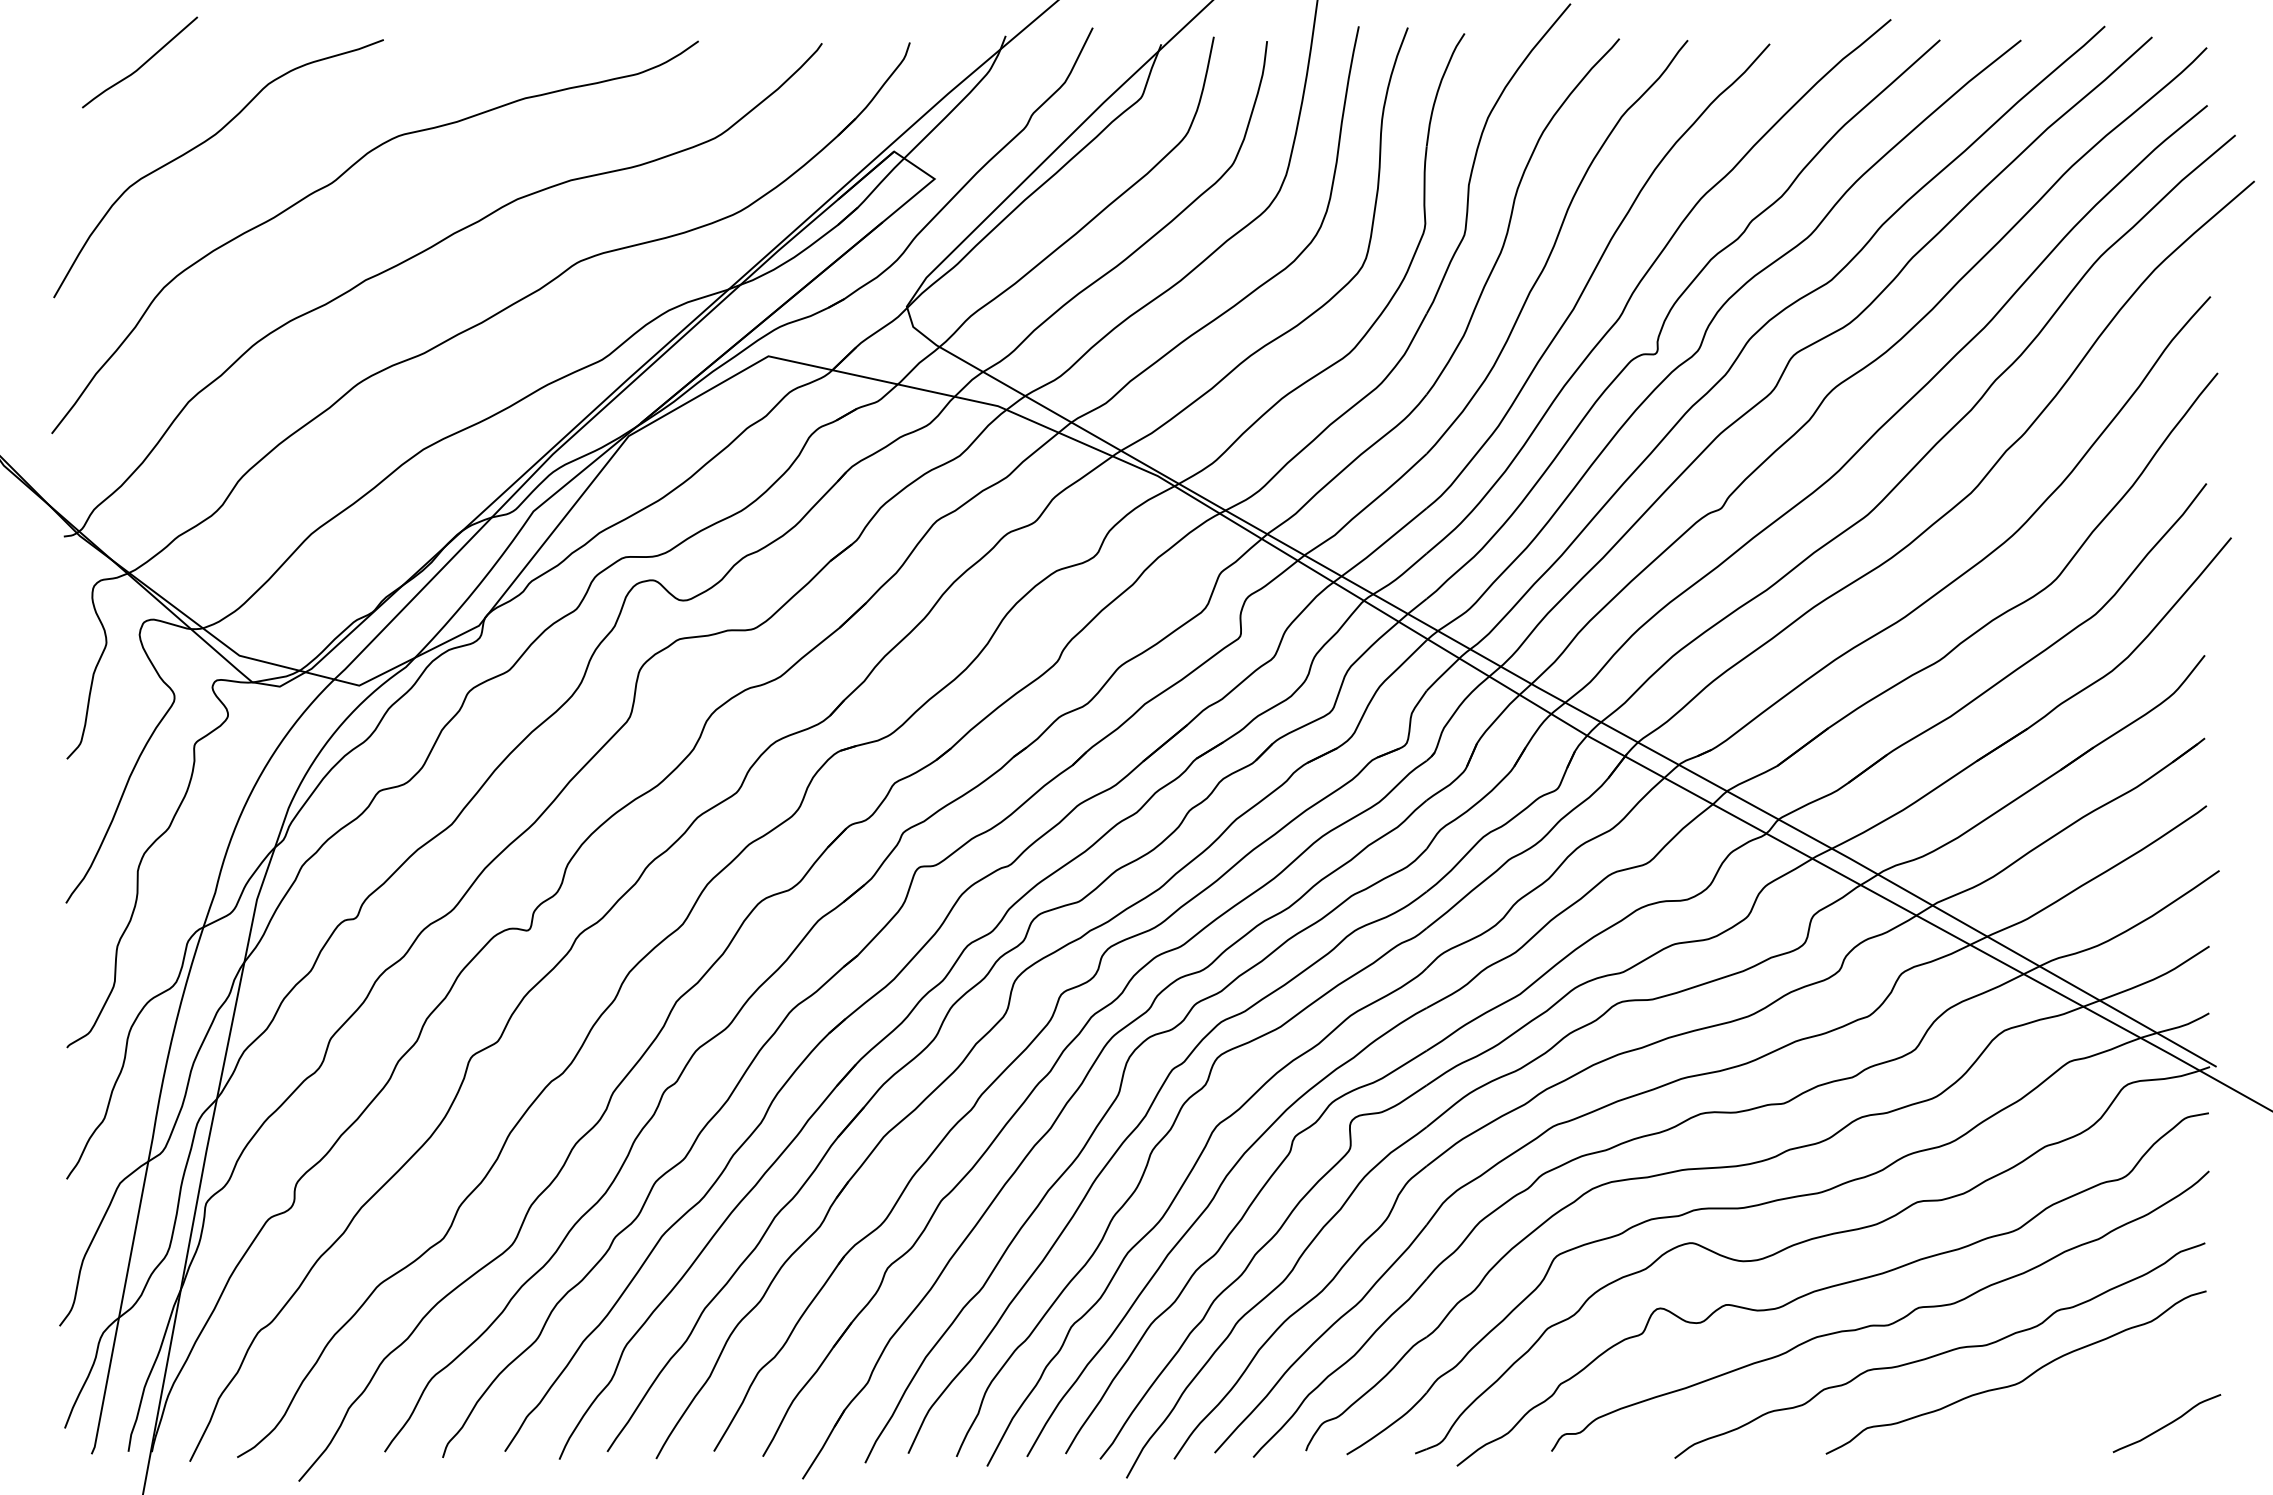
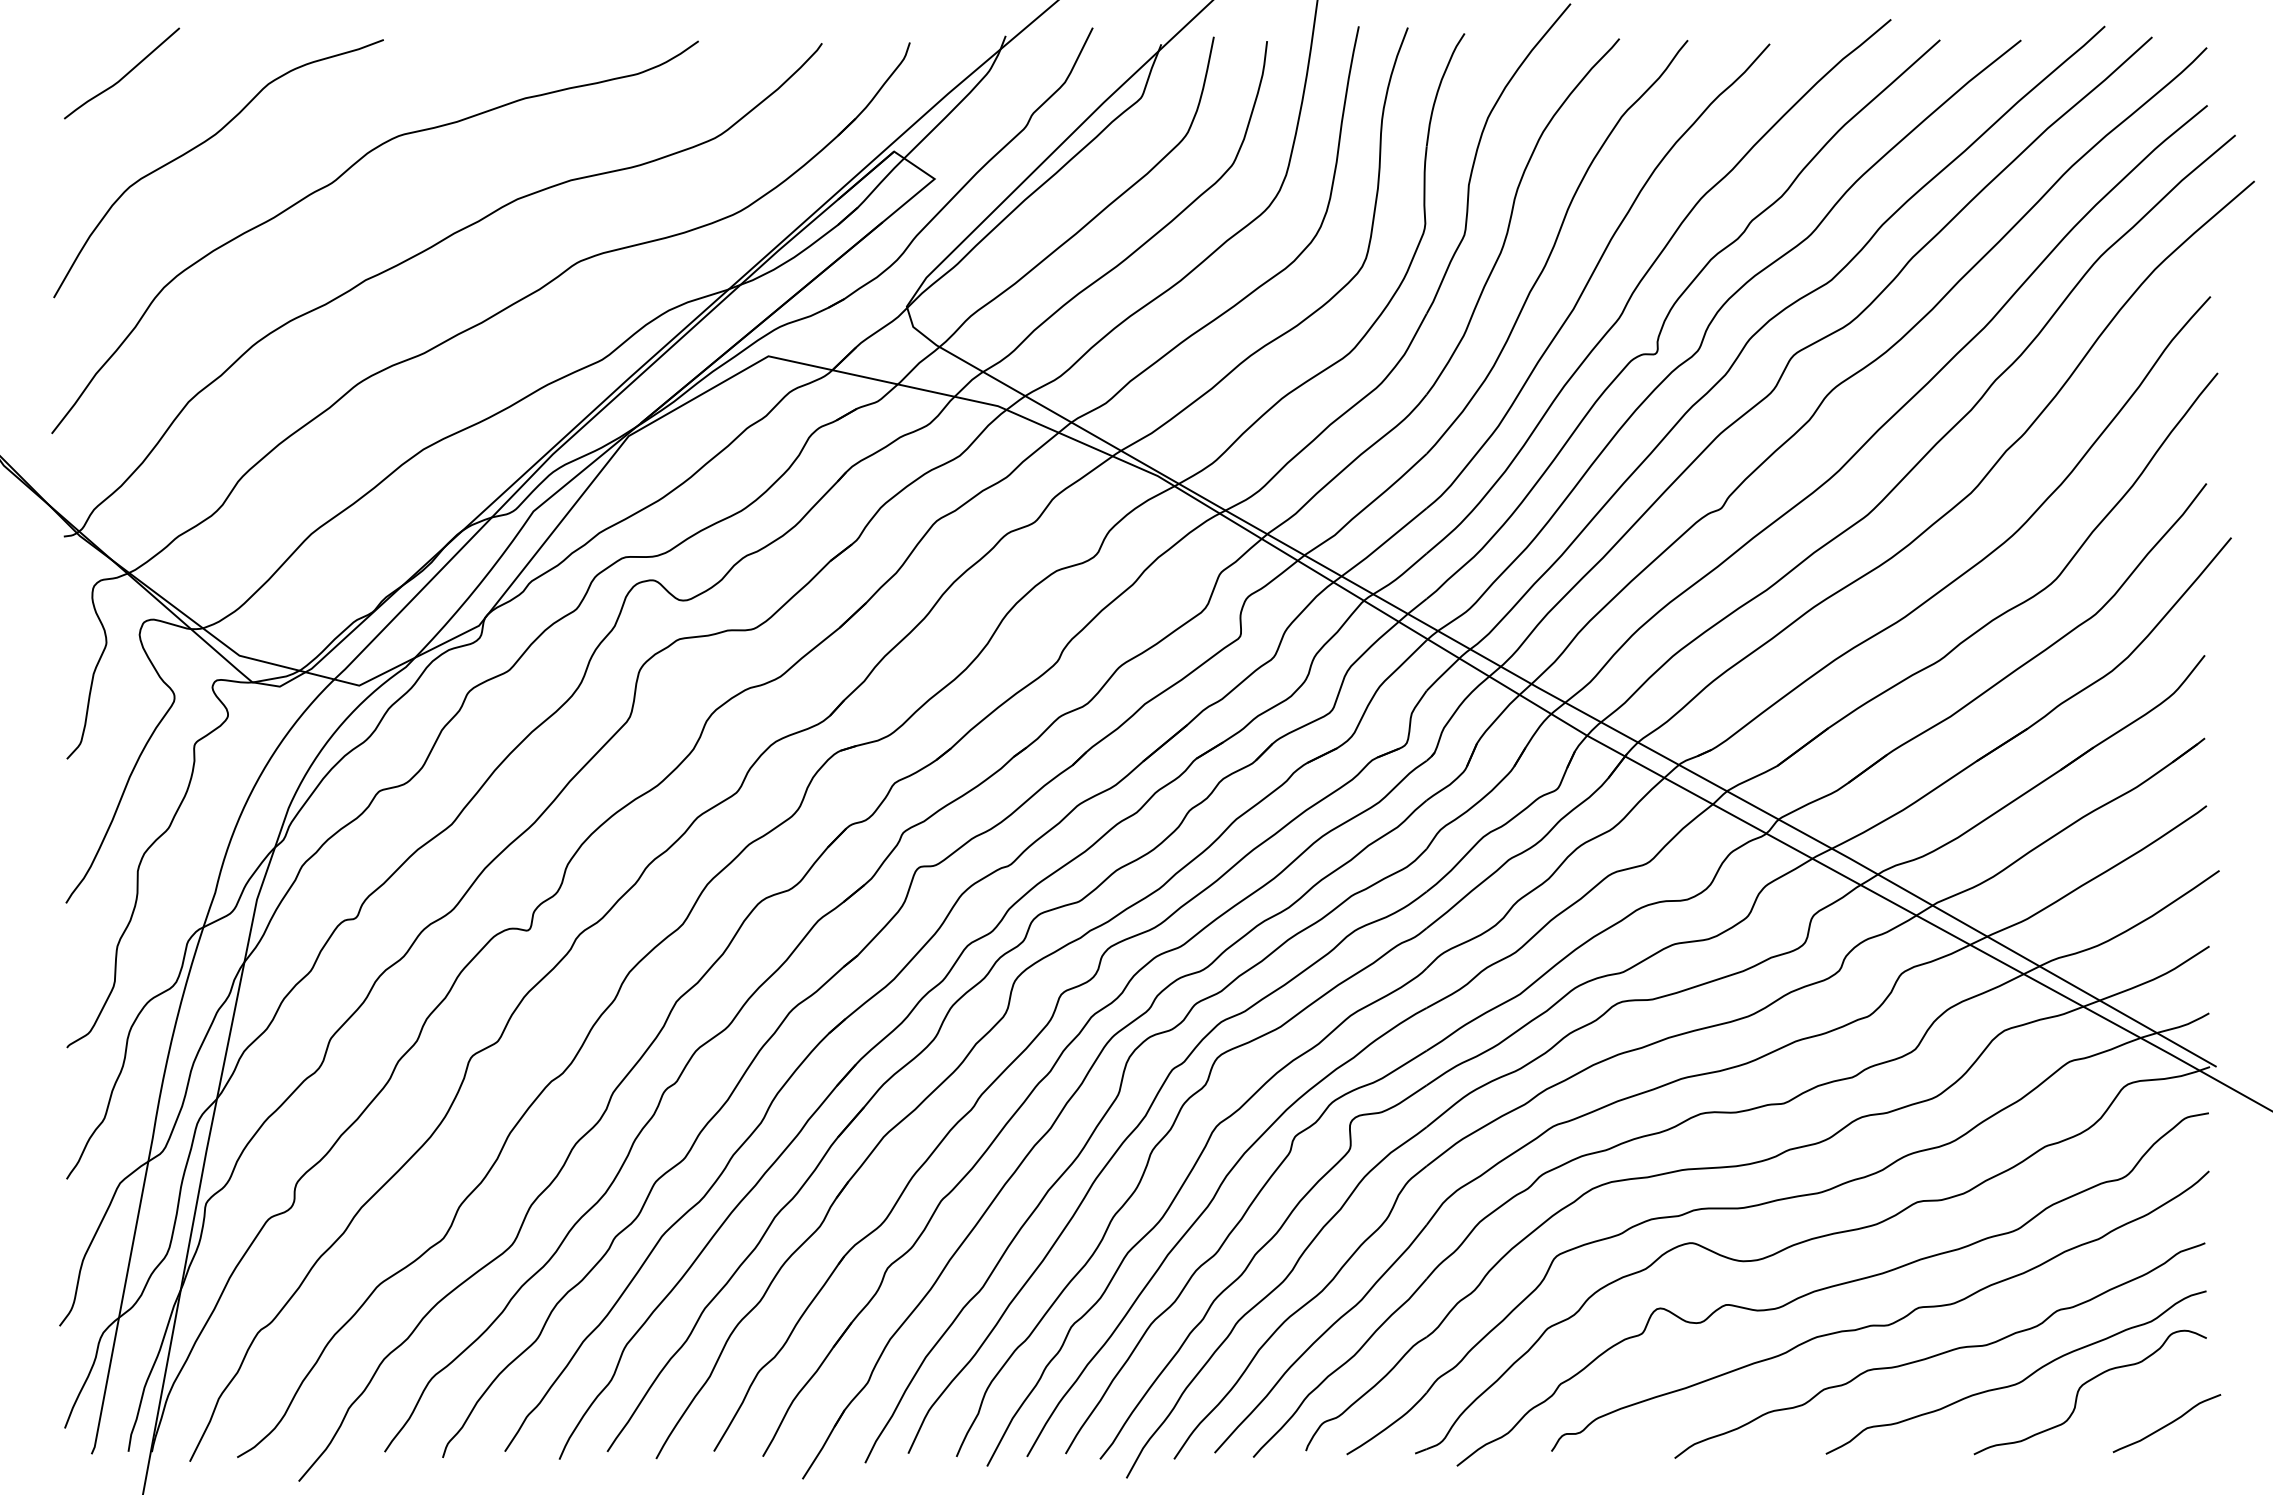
curve position: (142, 64) -> (124, 75) (124, 75)
curve: none -> present (2085, 1384)
